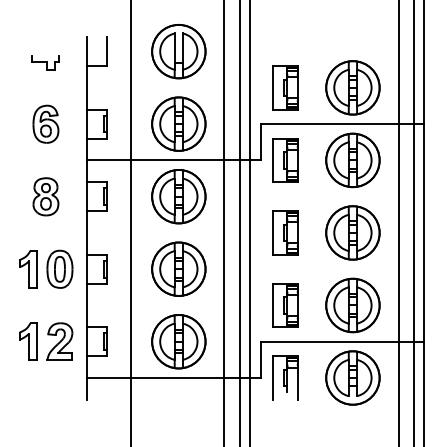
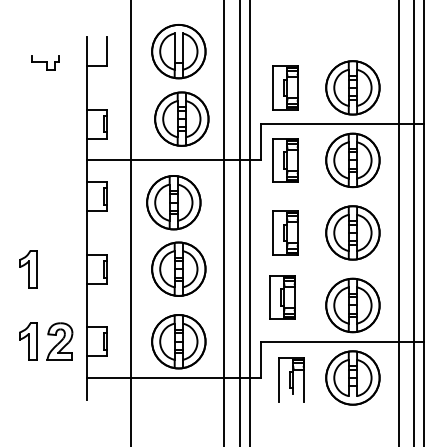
part: present -> none (45, 123)
part position: (178, 123) -> (181, 118) (181, 118)
part: present -> none (45, 196)
part position: (178, 196) -> (173, 202) (173, 202)
part: present -> none (59, 268)
part position: (285, 305) -> (282, 297) (282, 297)
part position: (285, 377) -> (291, 379) (291, 379)
